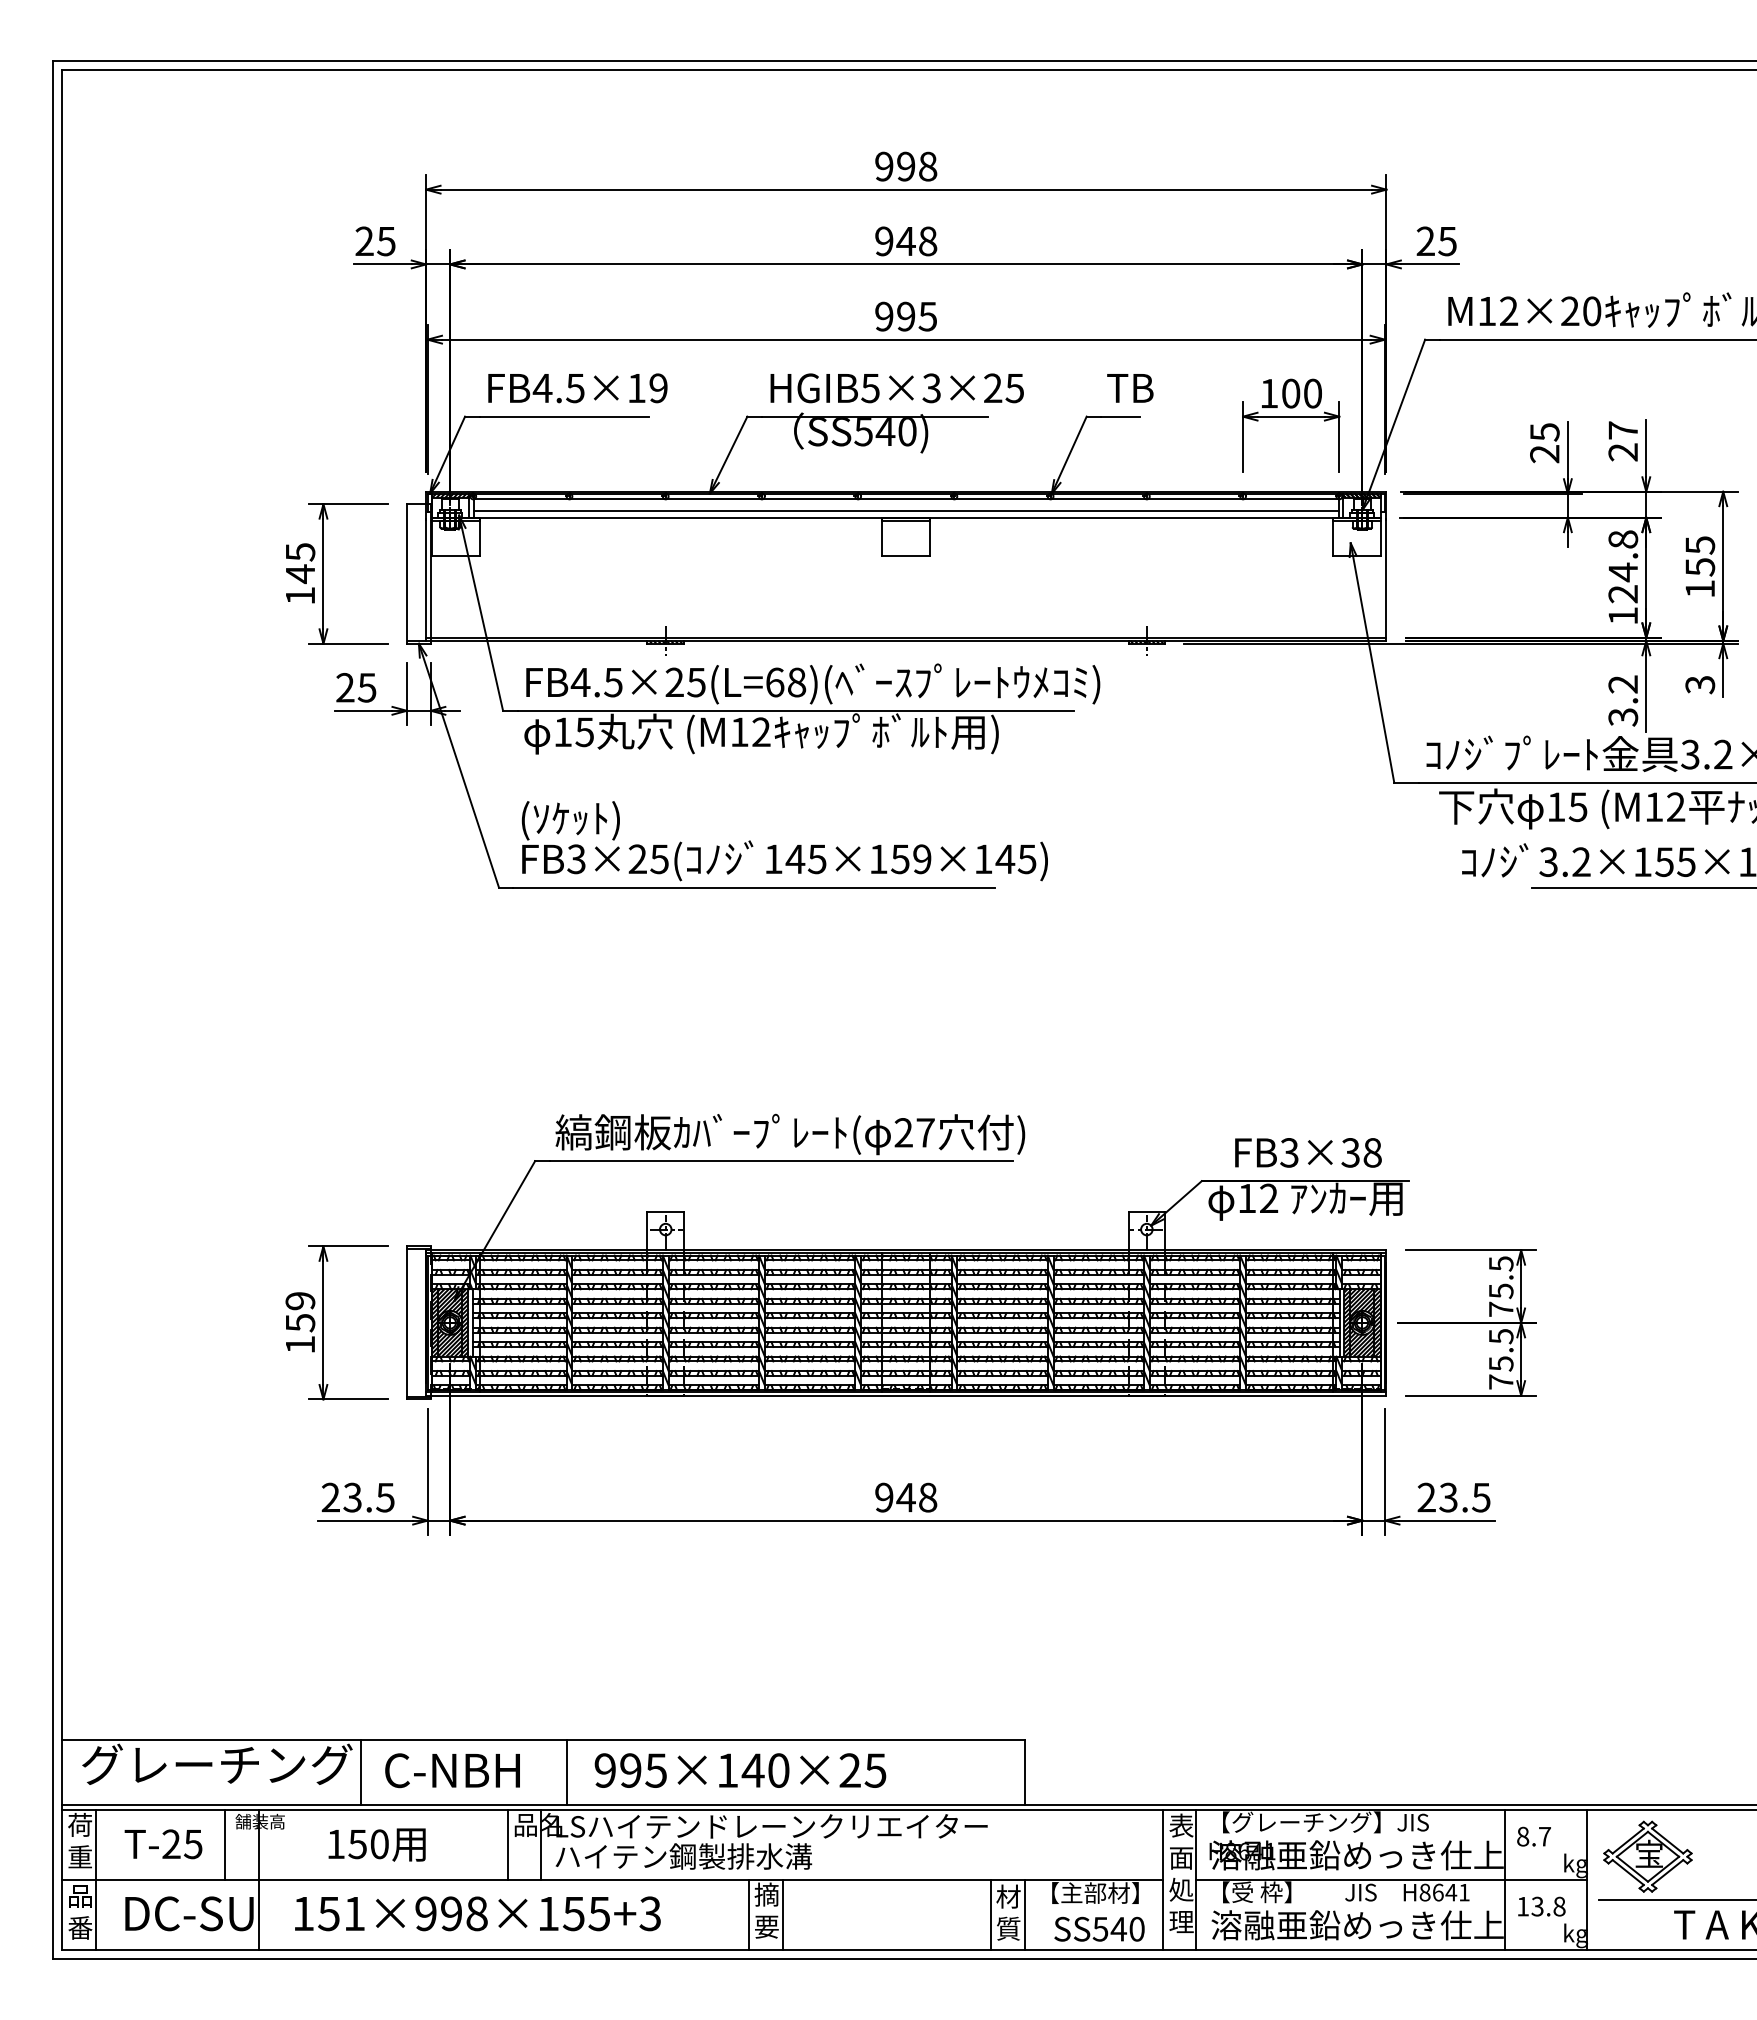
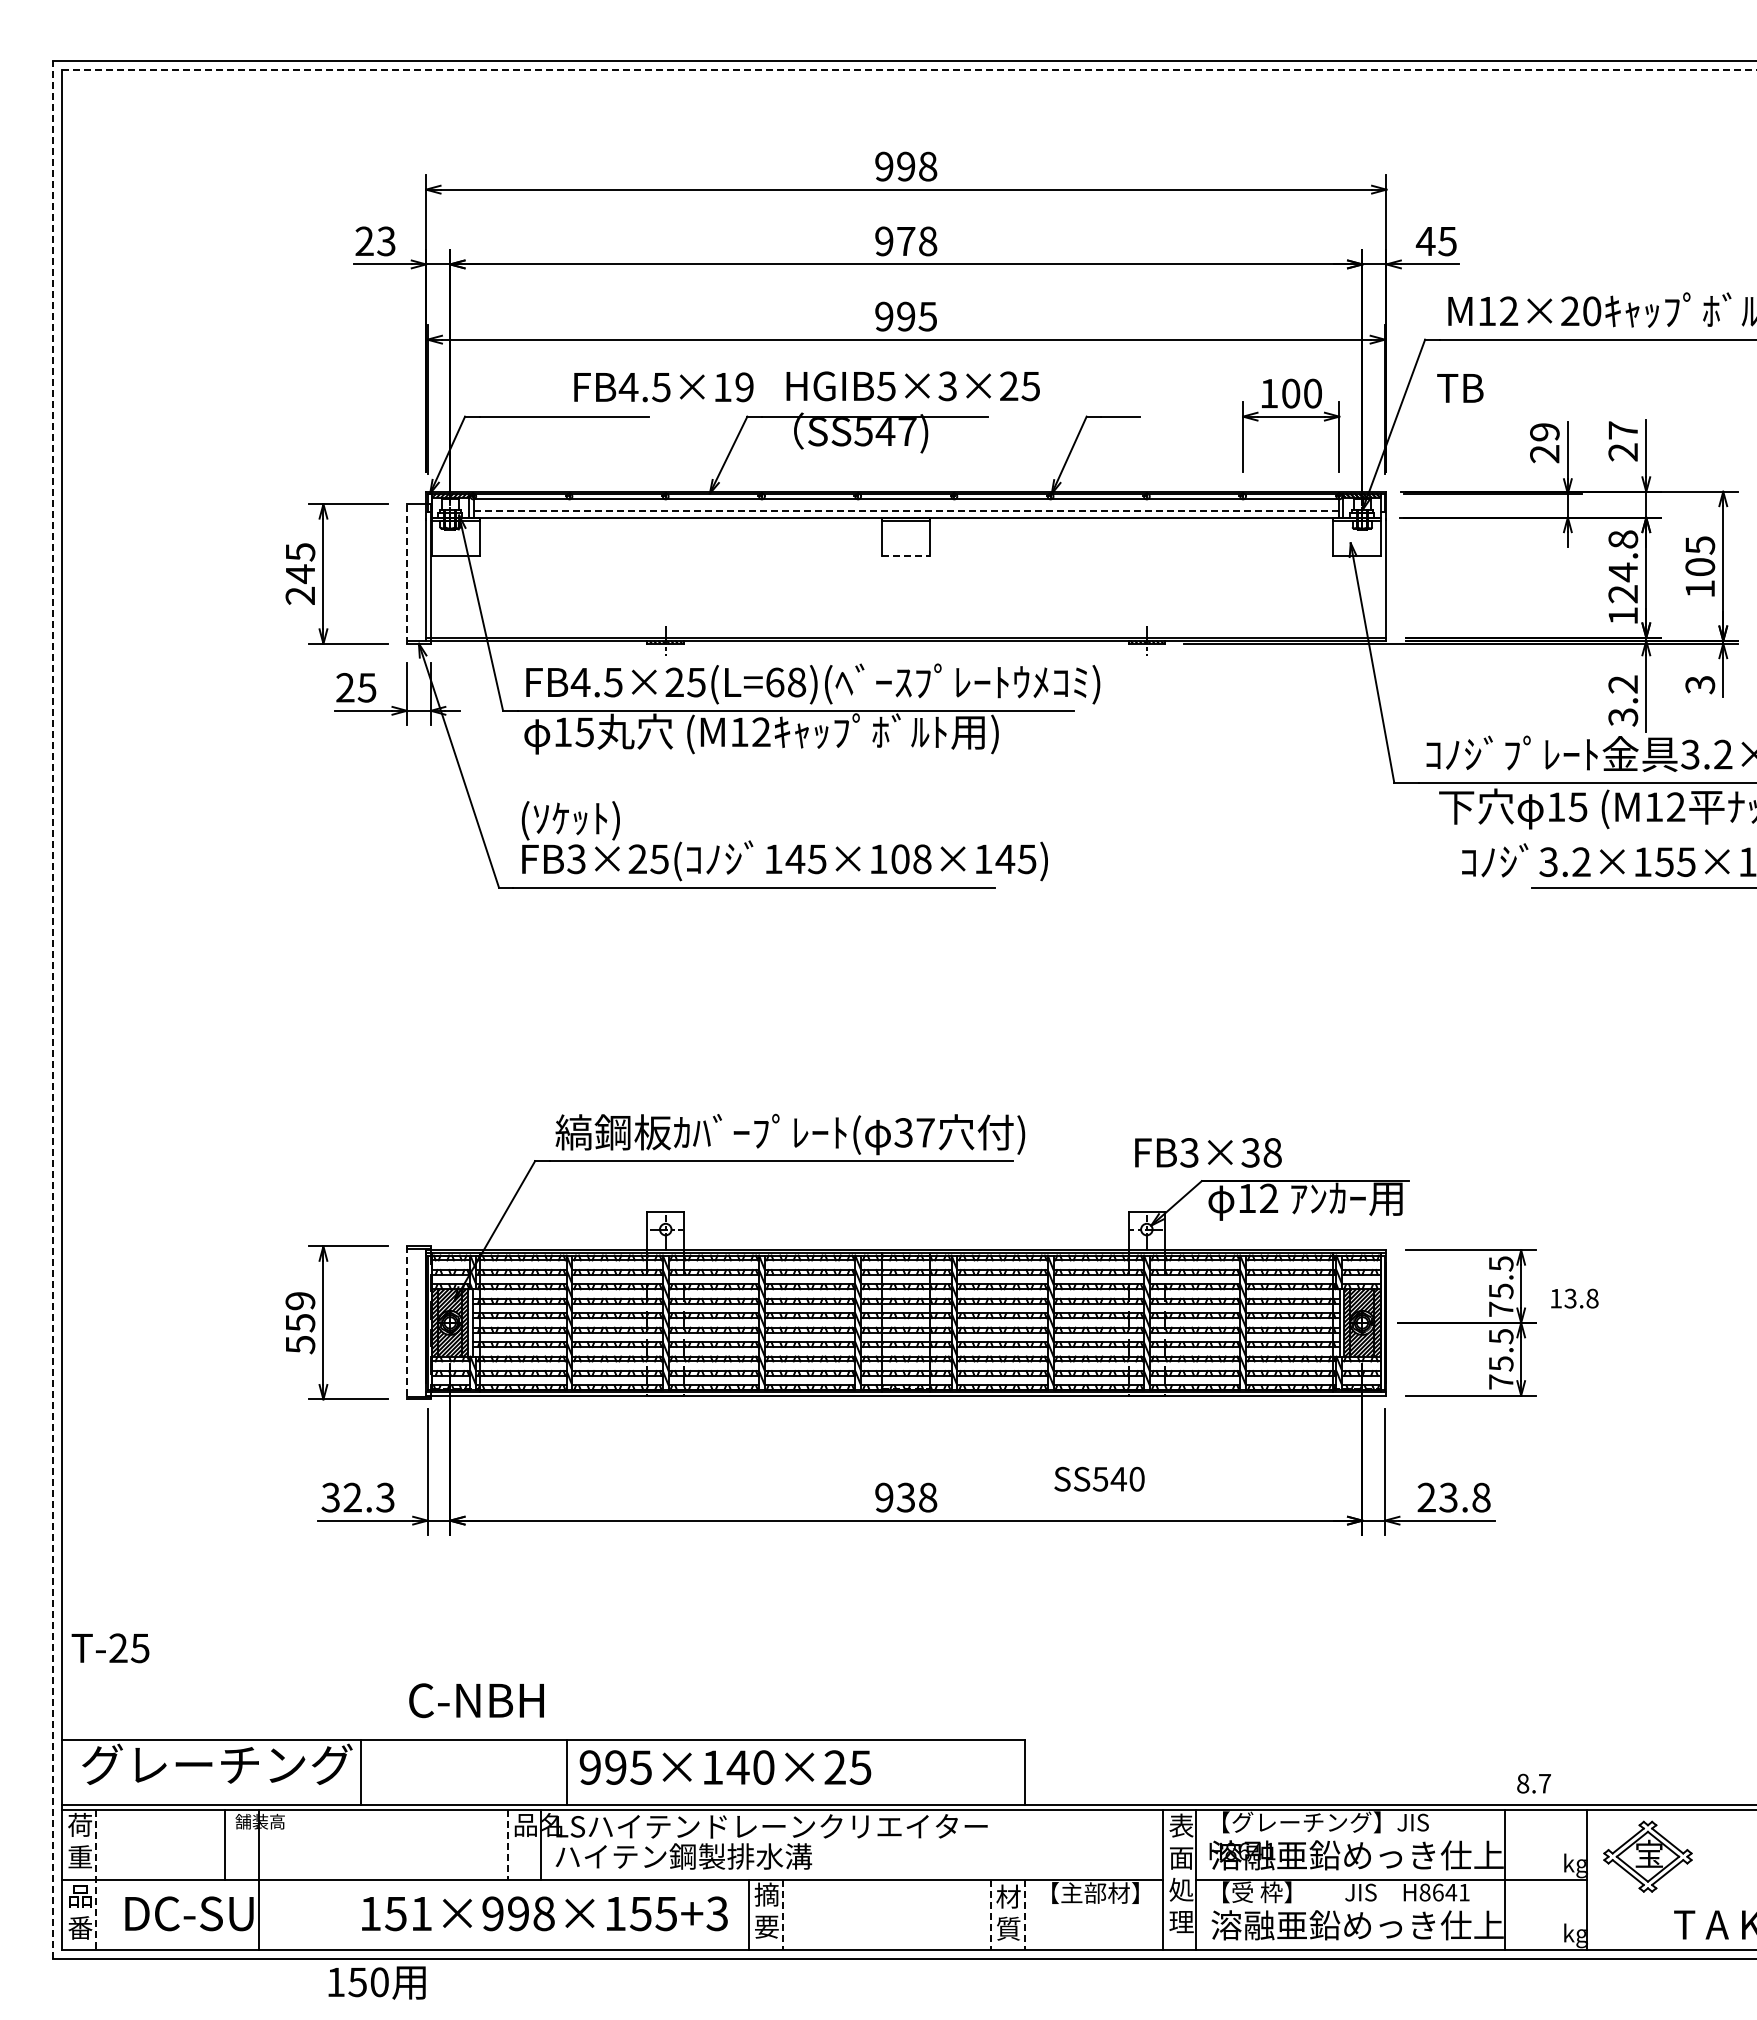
line: solid -> dashed (909, 69)
text: 25 -> 23 (386, 240)
text: 25 -> 45 (1425, 240)
text: 948 -> 978 (905, 241)
text position: (577, 388) -> (663, 387) (663, 387)
text position: (896, 388) -> (912, 386) (912, 386)
text position: (1130, 388) -> (1460, 388) (1460, 388)
text: SS540) -> SS547) (907, 432)
text: 25 -> 29 (1544, 432)
line: solid -> dashed (906, 510)
line: solid -> dashed (906, 556)
text: 155 -> 105 (1700, 567)
line: solid -> dashed (406, 573)
text: 145 -> 245 (299, 595)
text: 145×159×145) -> 145×108×145) (911, 859)
line: solid -> dashed (52, 1009)
text: 27 -> 37 (903, 1132)
text position: (1308, 1152) -> (1208, 1152) (1208, 1152)
line: solid -> dashed (406, 1323)
text: 159 -> 559 (300, 1345)
text: 23.5 -> 32.3 (357, 1497)
text: 948 -> 938 (905, 1497)
text: 23.5 -> 23.8 (1481, 1497)
text position: (452, 1770) -> (476, 1700) (476, 1700)
text position: (740, 1770) -> (725, 1767) (725, 1767)
text position: (1533, 1836) -> (1533, 1783) (1533, 1783)
text position: (163, 1844) -> (110, 1648) (110, 1648)
text position: (376, 1844) -> (376, 1982) (376, 1982)
line: solid -> dashed (507, 1844)
line: solid -> dashed (96, 1879)
line: present -> none (1676, 1900)
text position: (1541, 1906) -> (1574, 1298) (1574, 1298)
text position: (477, 1913) -> (544, 1913) (544, 1913)
line: solid -> dashed (782, 1914)
line: solid -> dashed (990, 1914)
line: solid -> dashed (1024, 1914)
text position: (1099, 1928) -> (1099, 1478) (1099, 1478)
